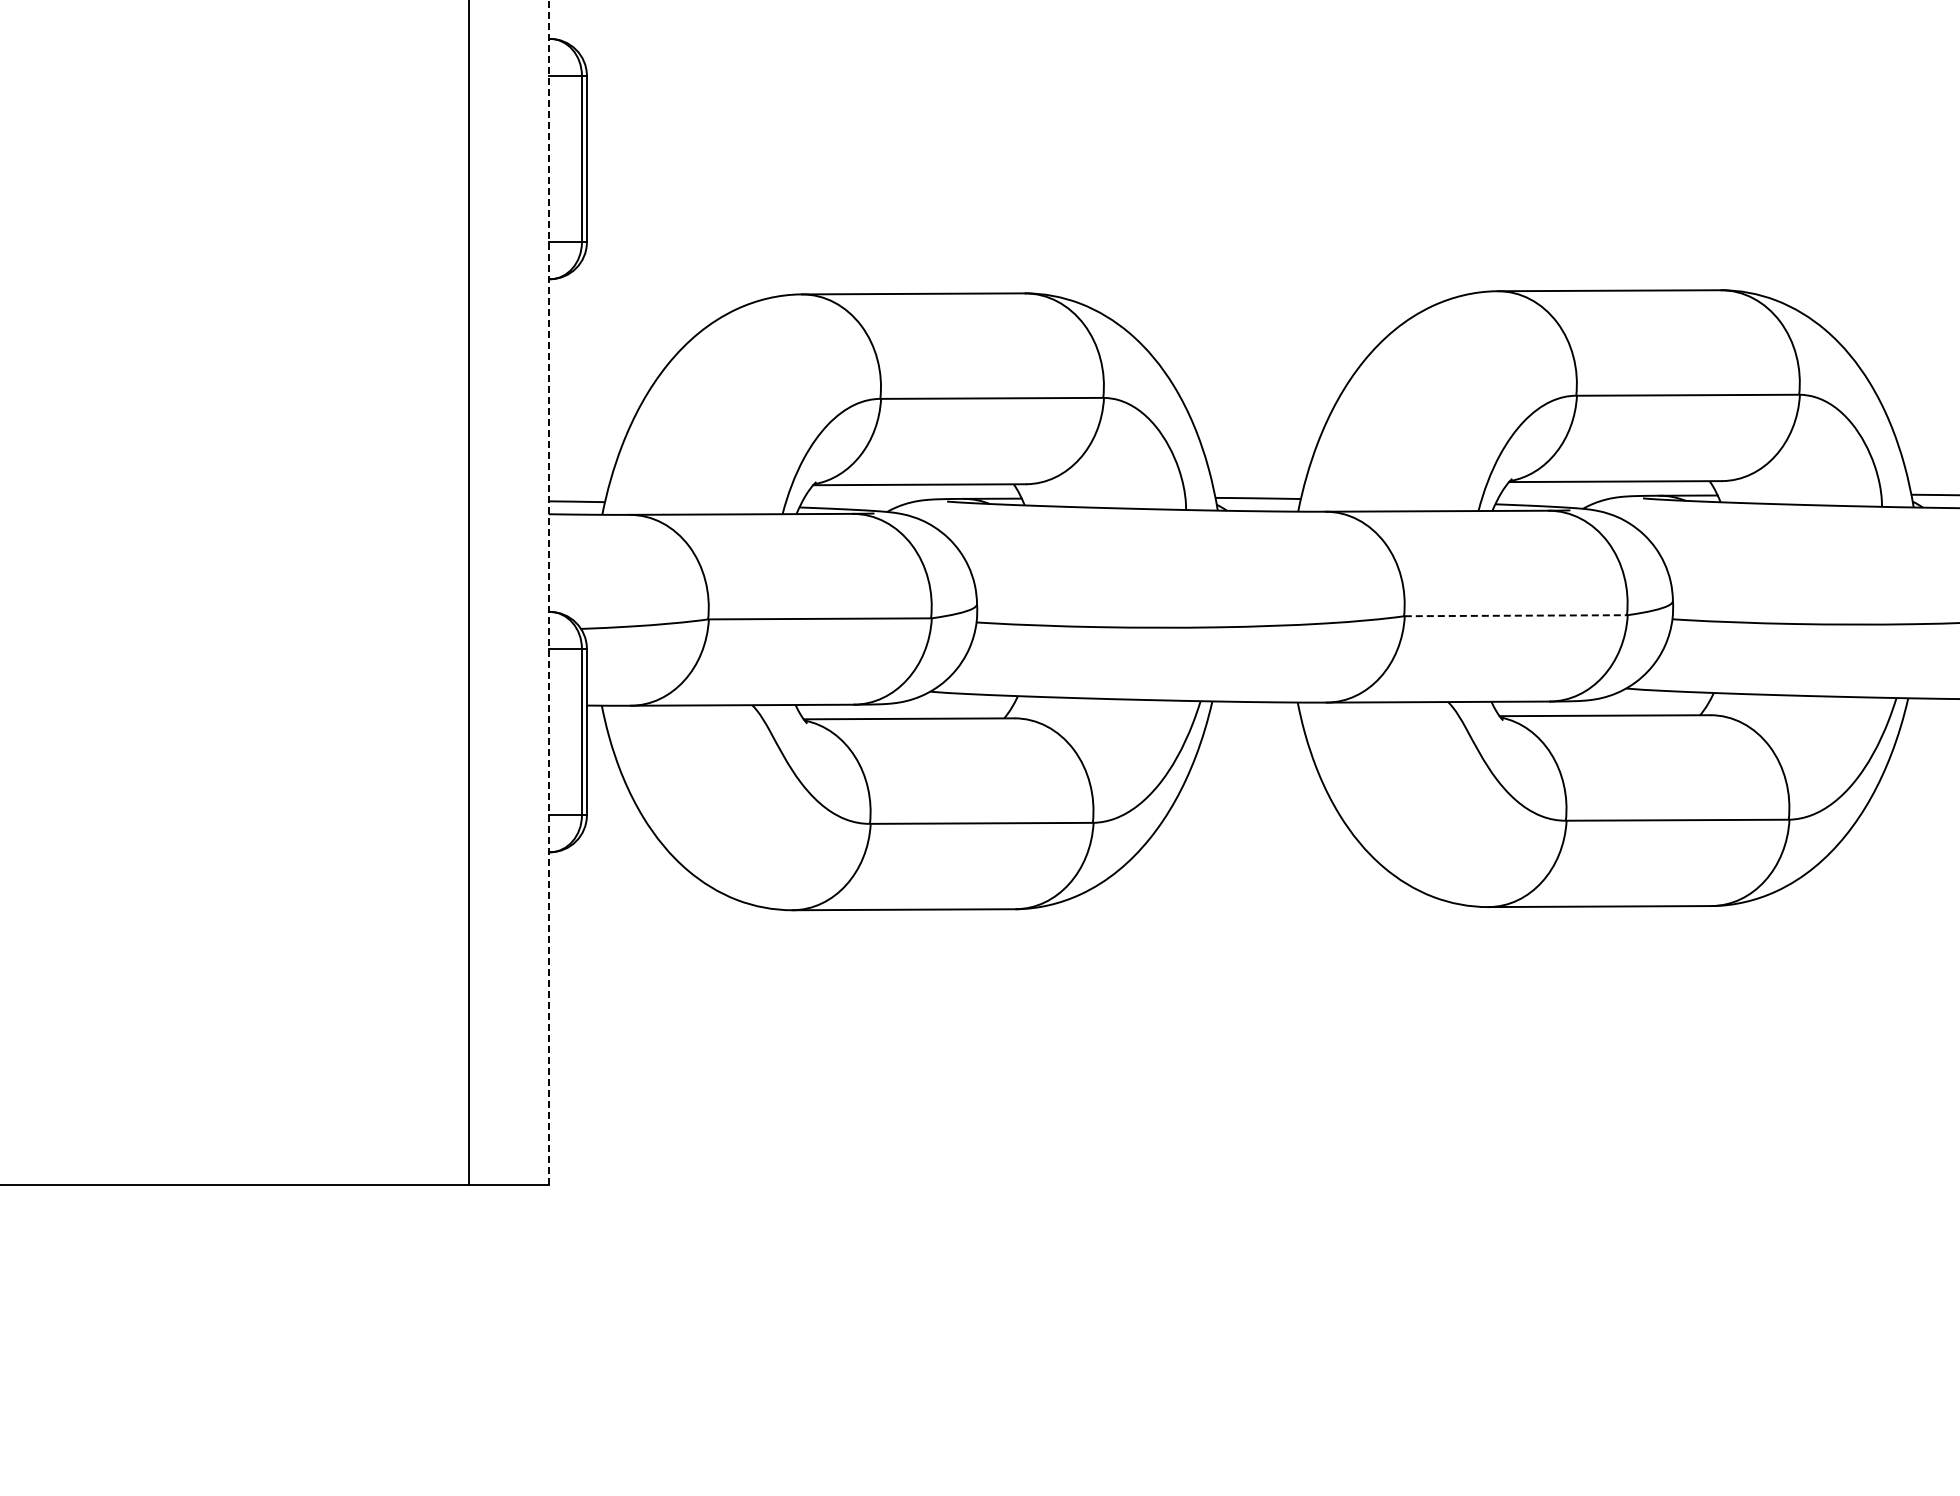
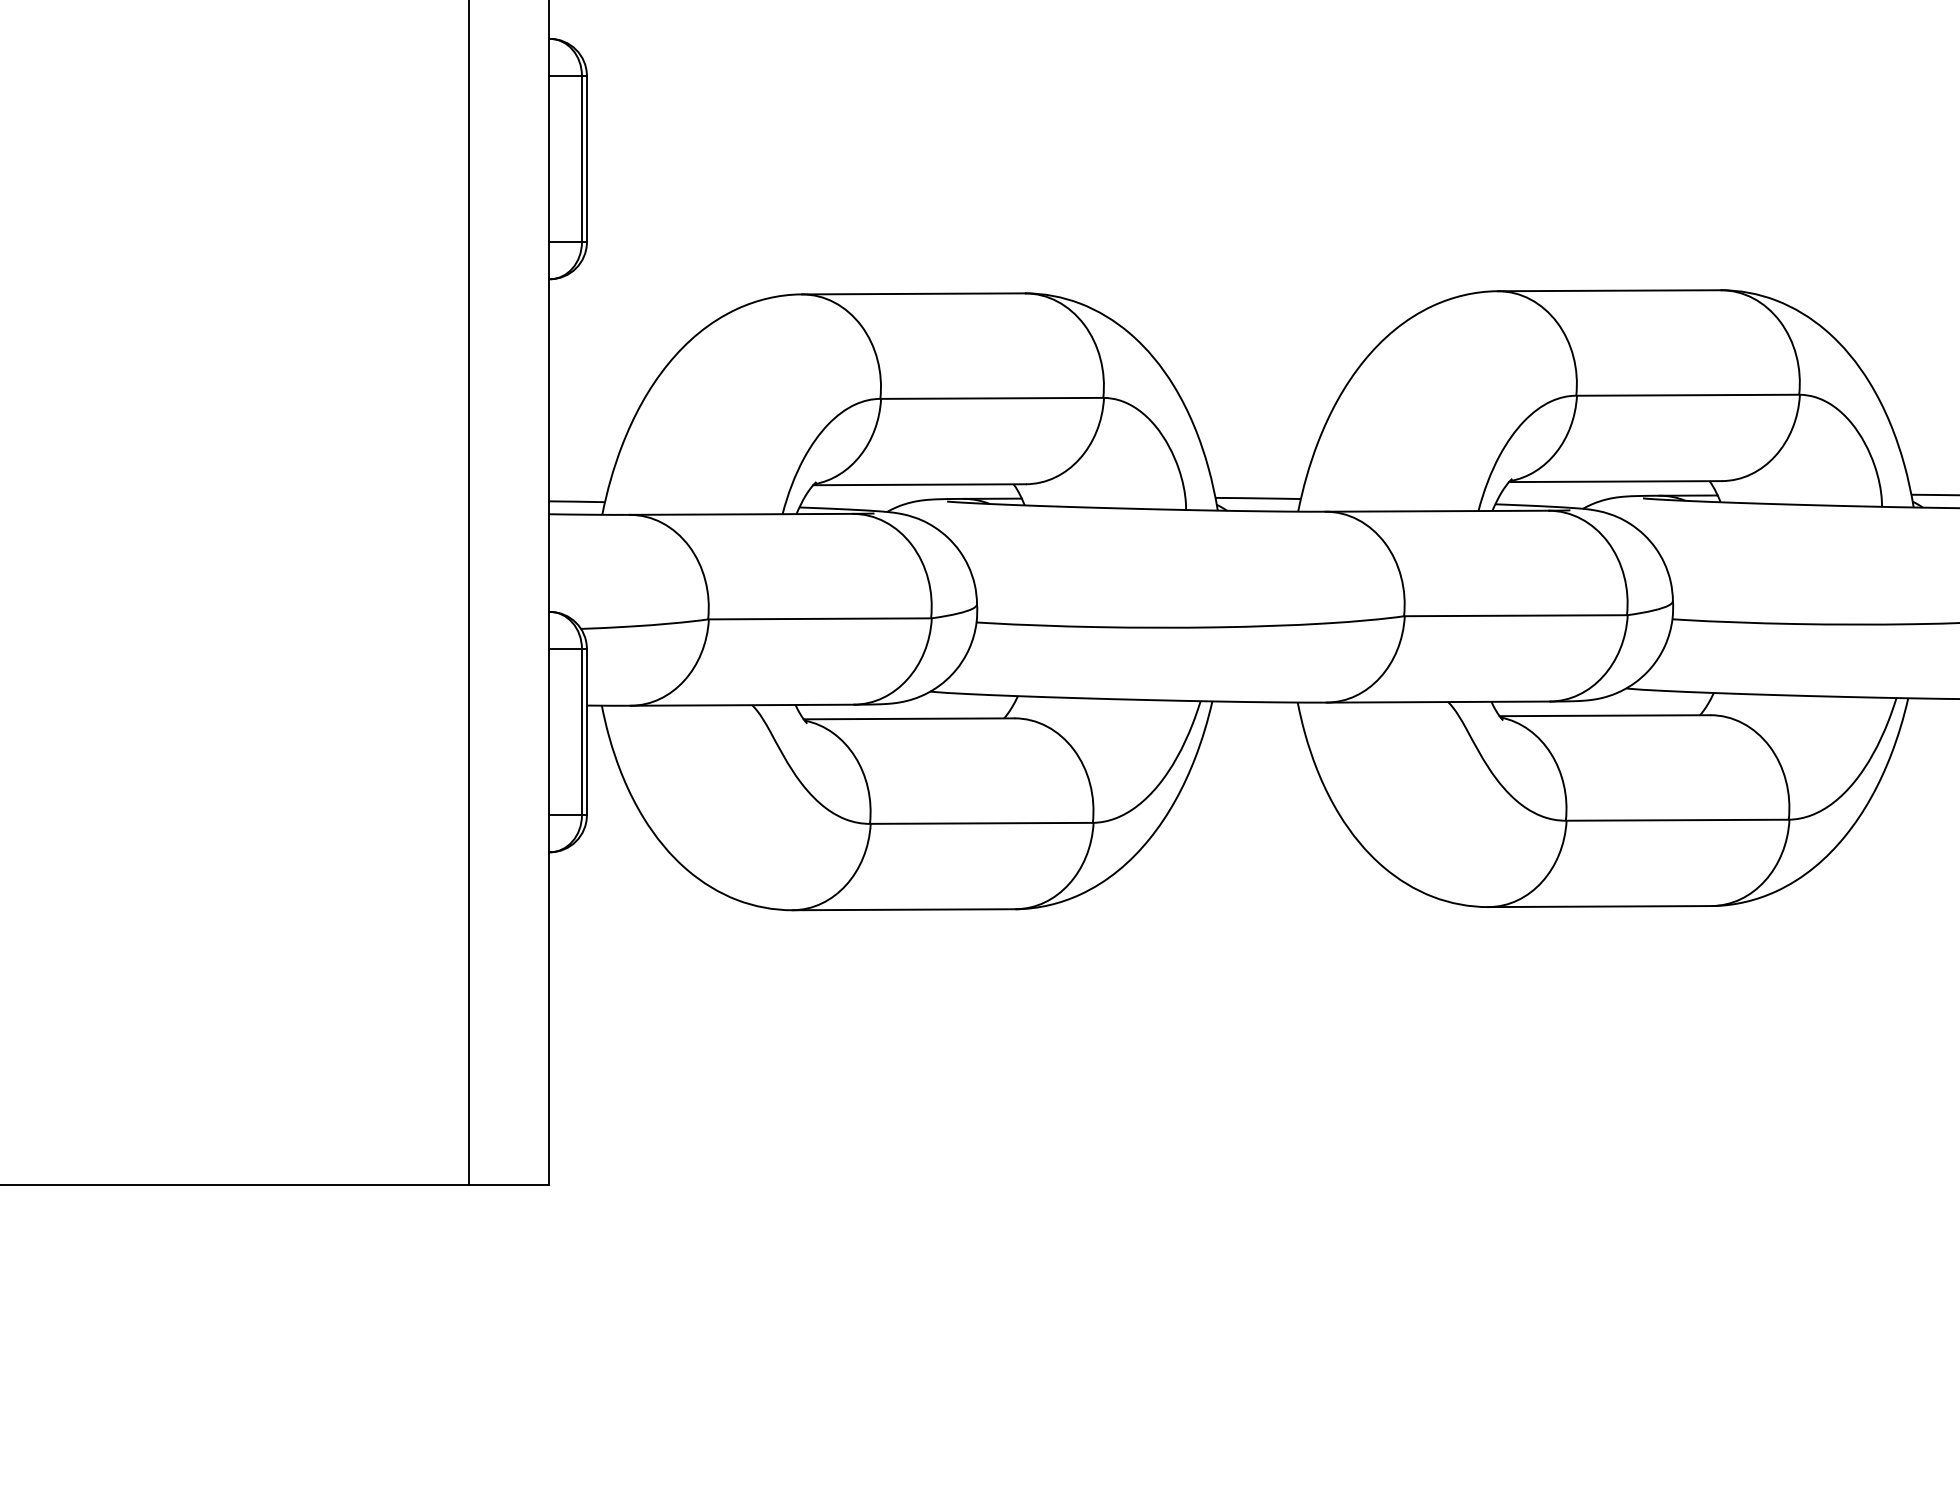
line: dashed -> solid (548, 592)
line: dashed -> solid (1516, 615)
